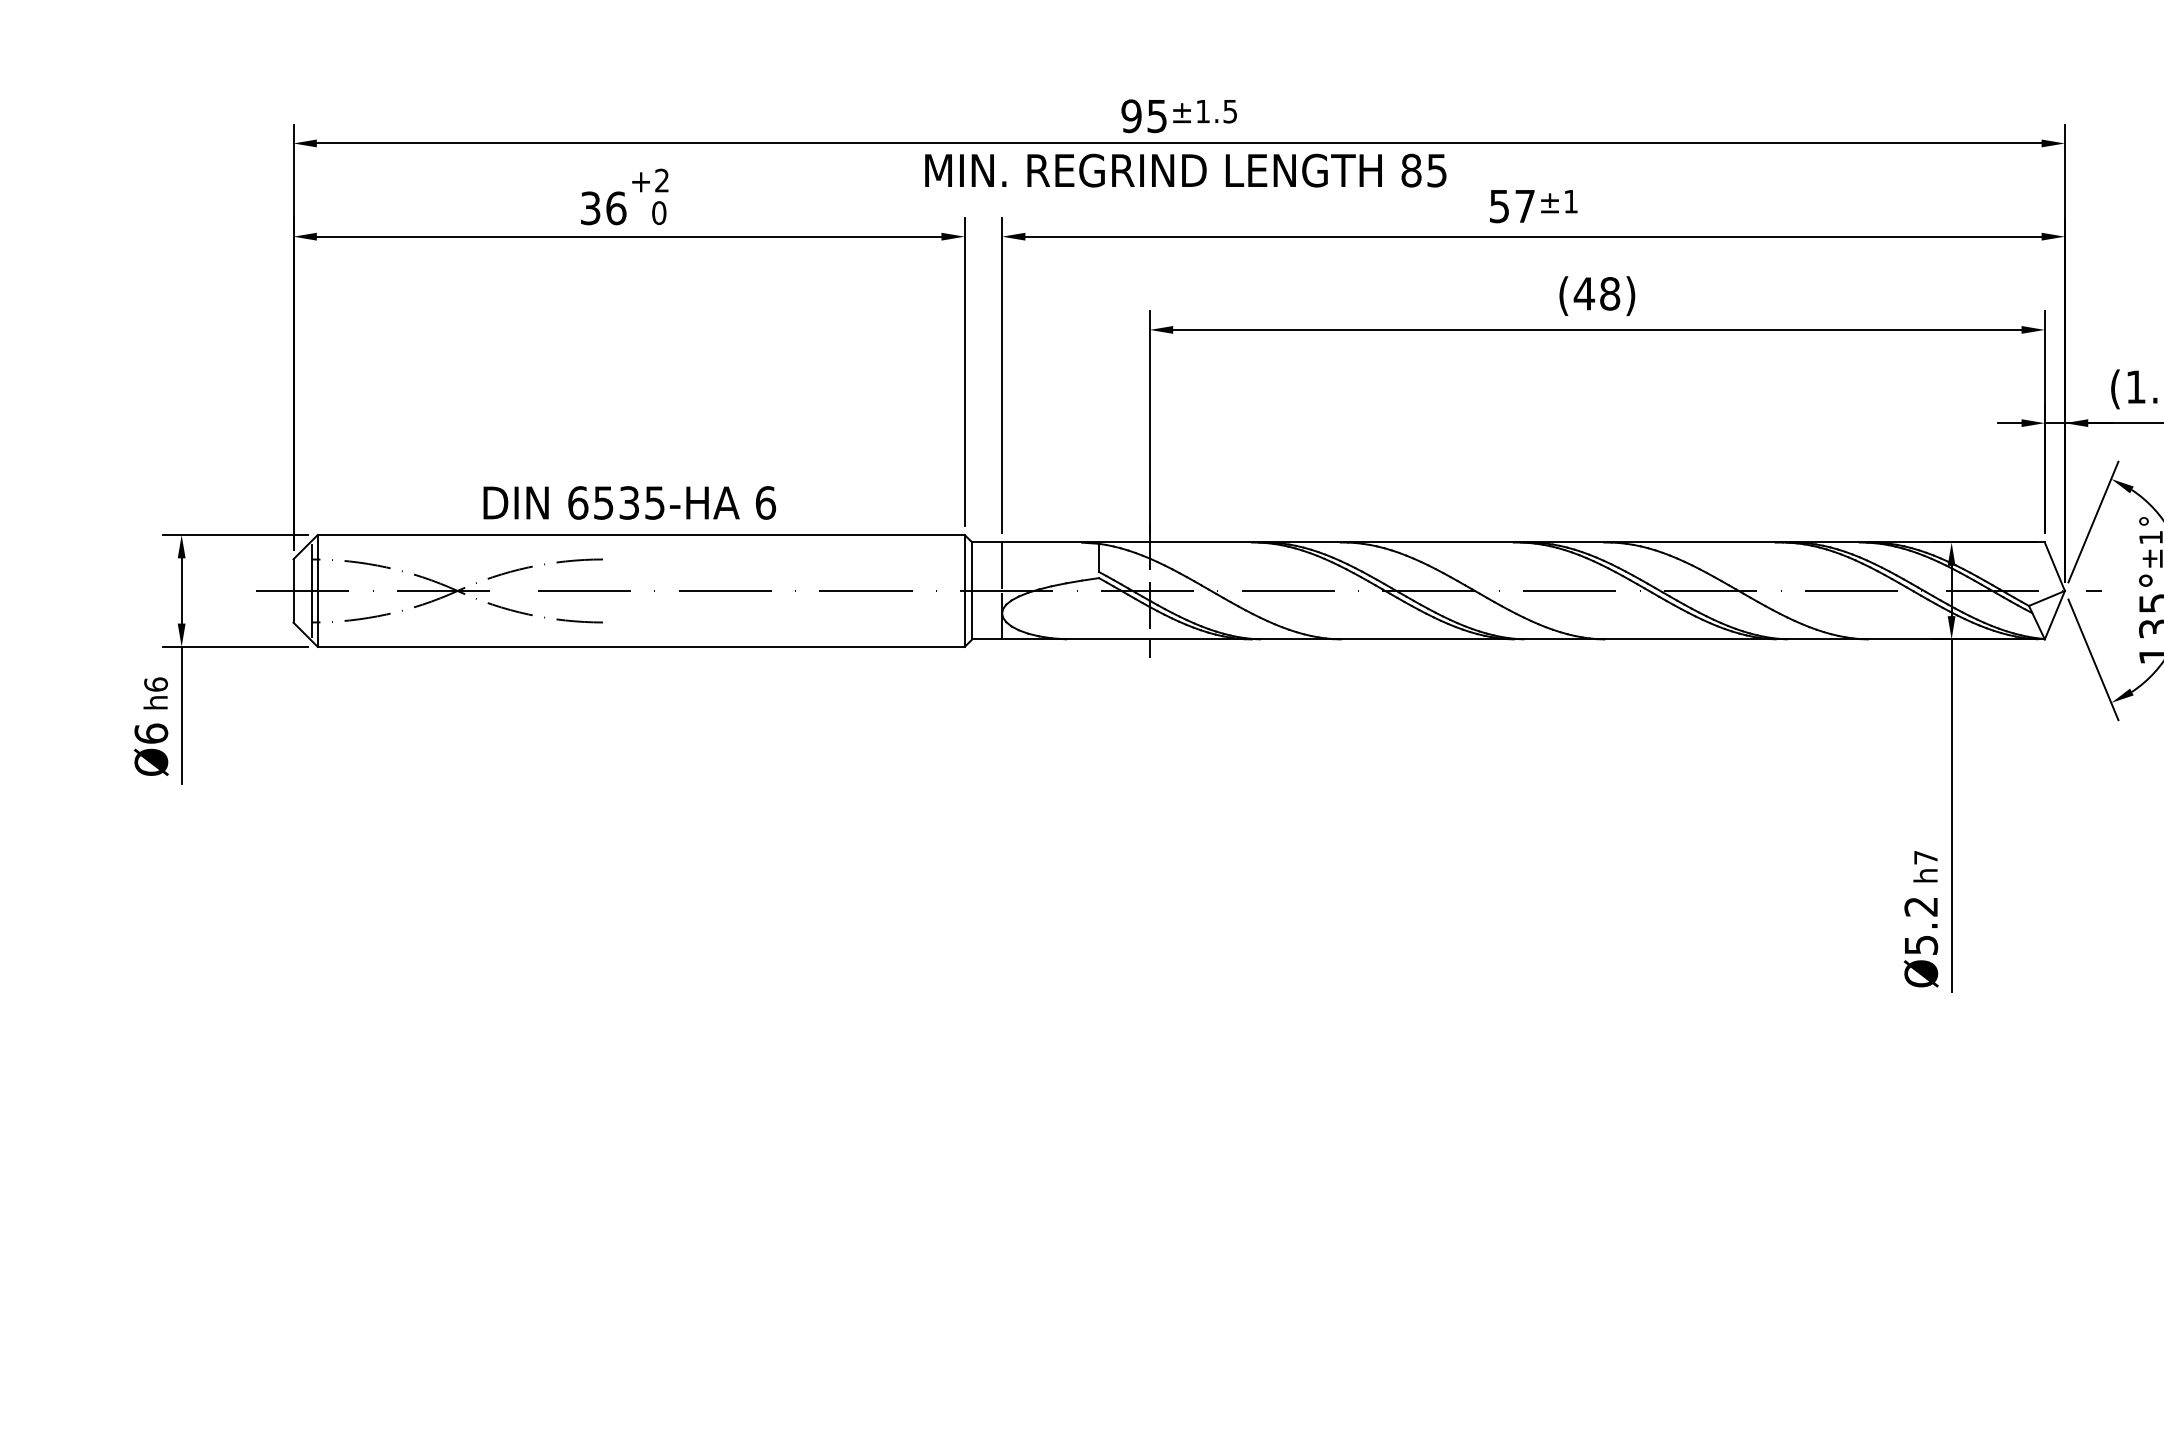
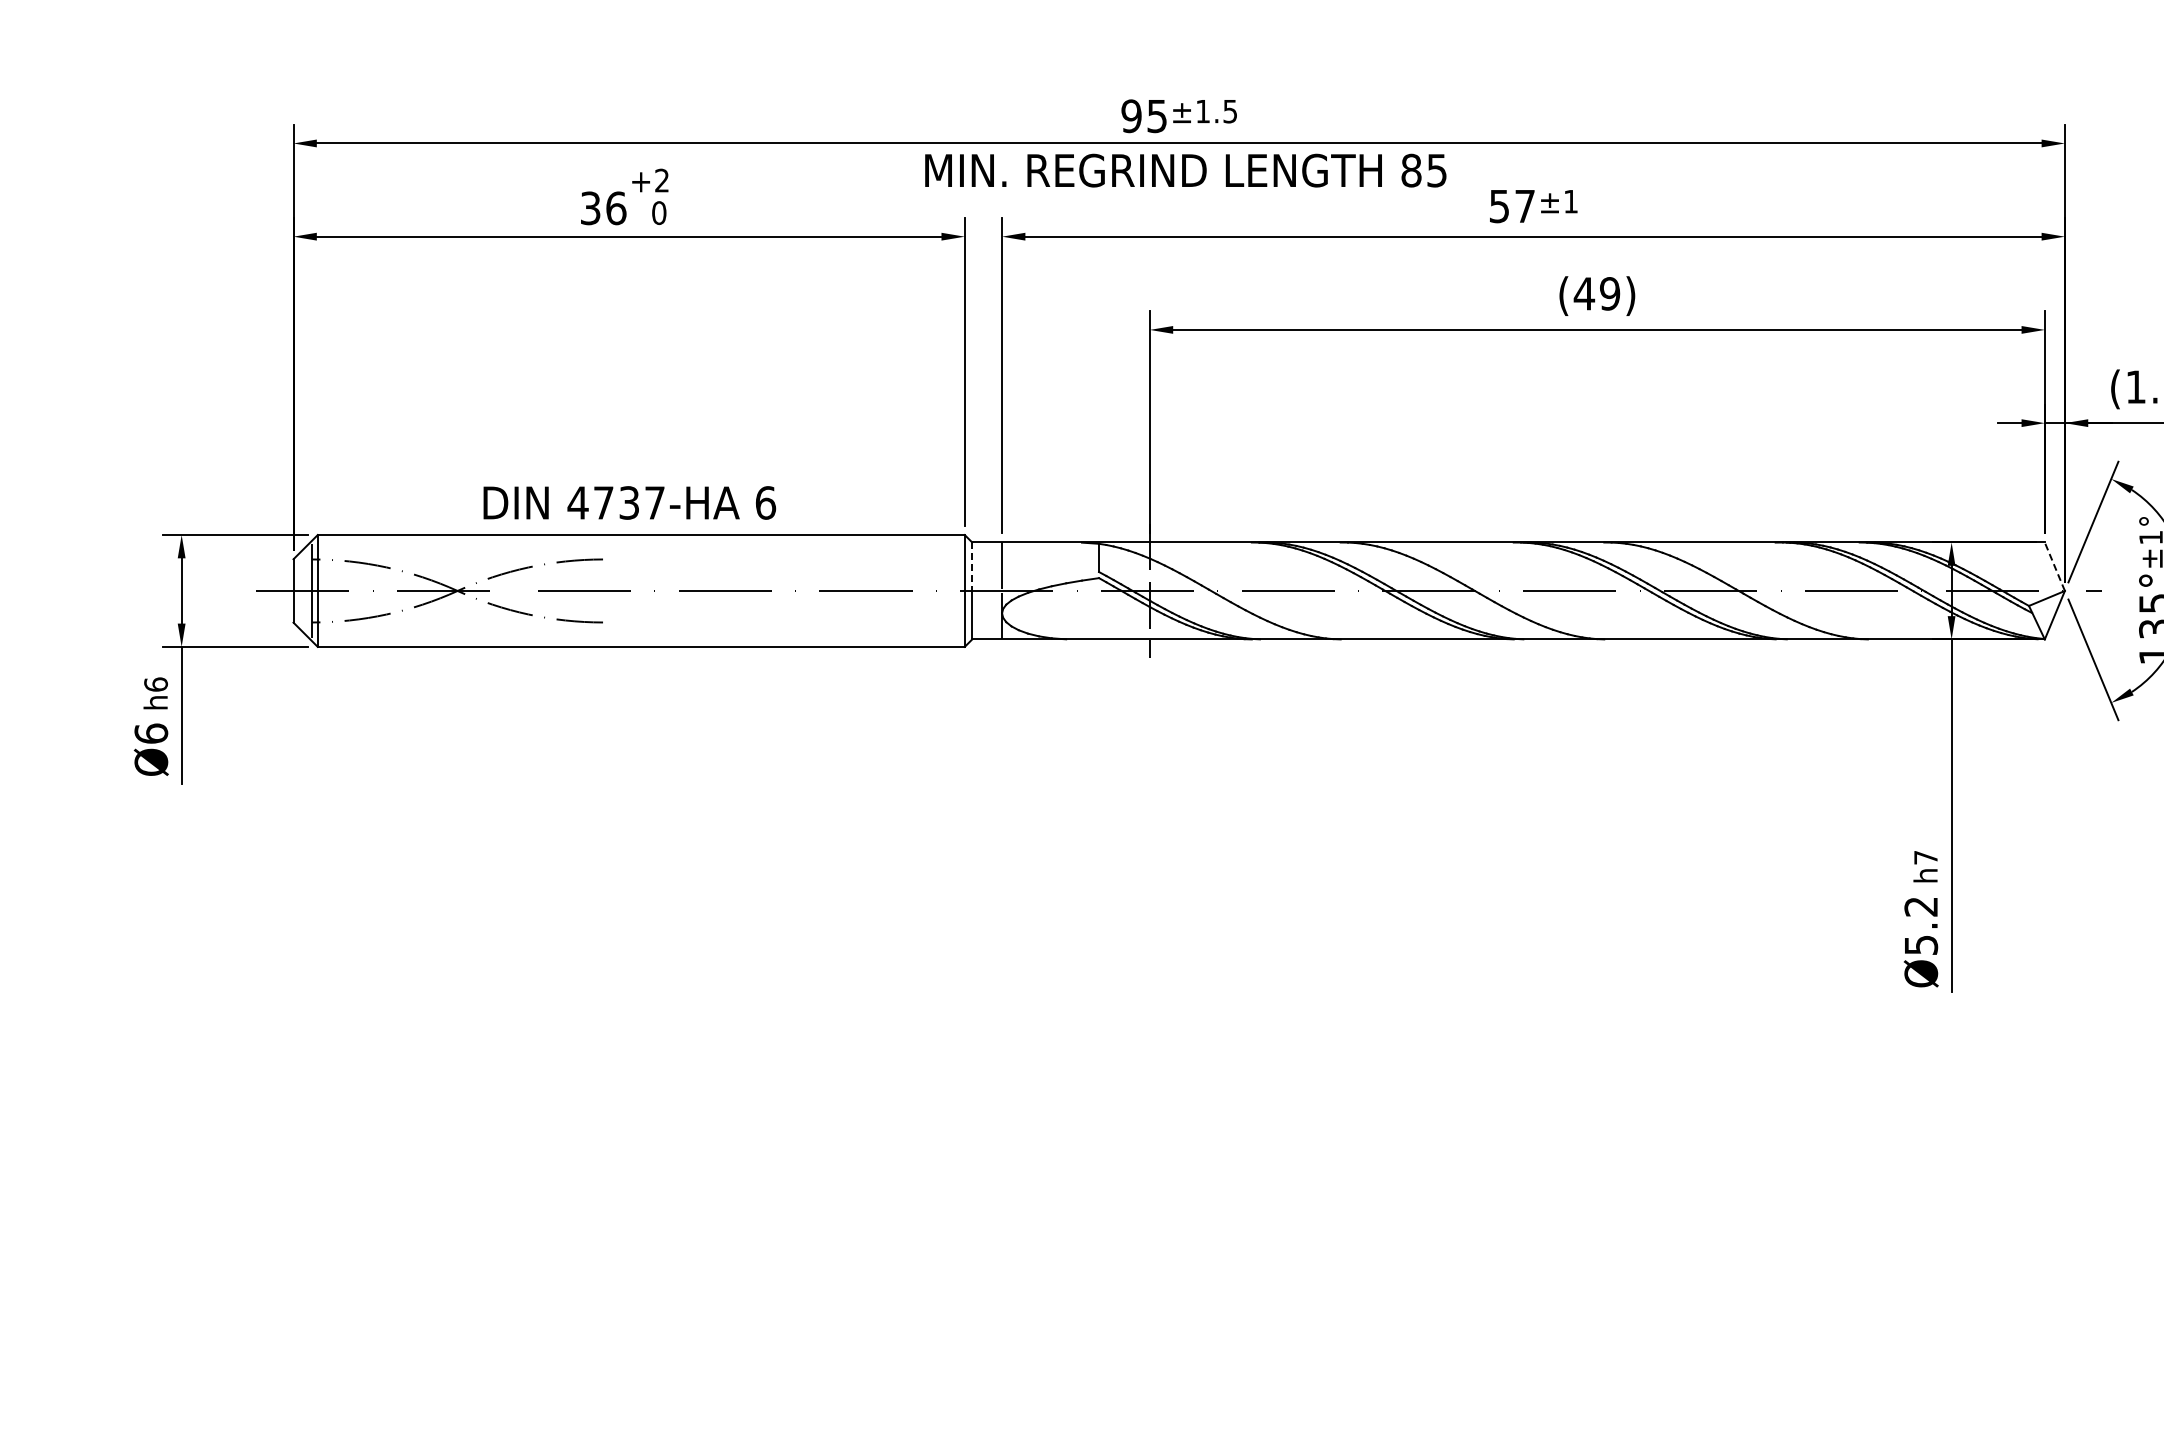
text: (48) -> (49) (1610, 293)
text: 6535-HA -> 4737-HA (615, 502)
line: solid -> dashed (2054, 566)
line: solid -> dashed (972, 567)
